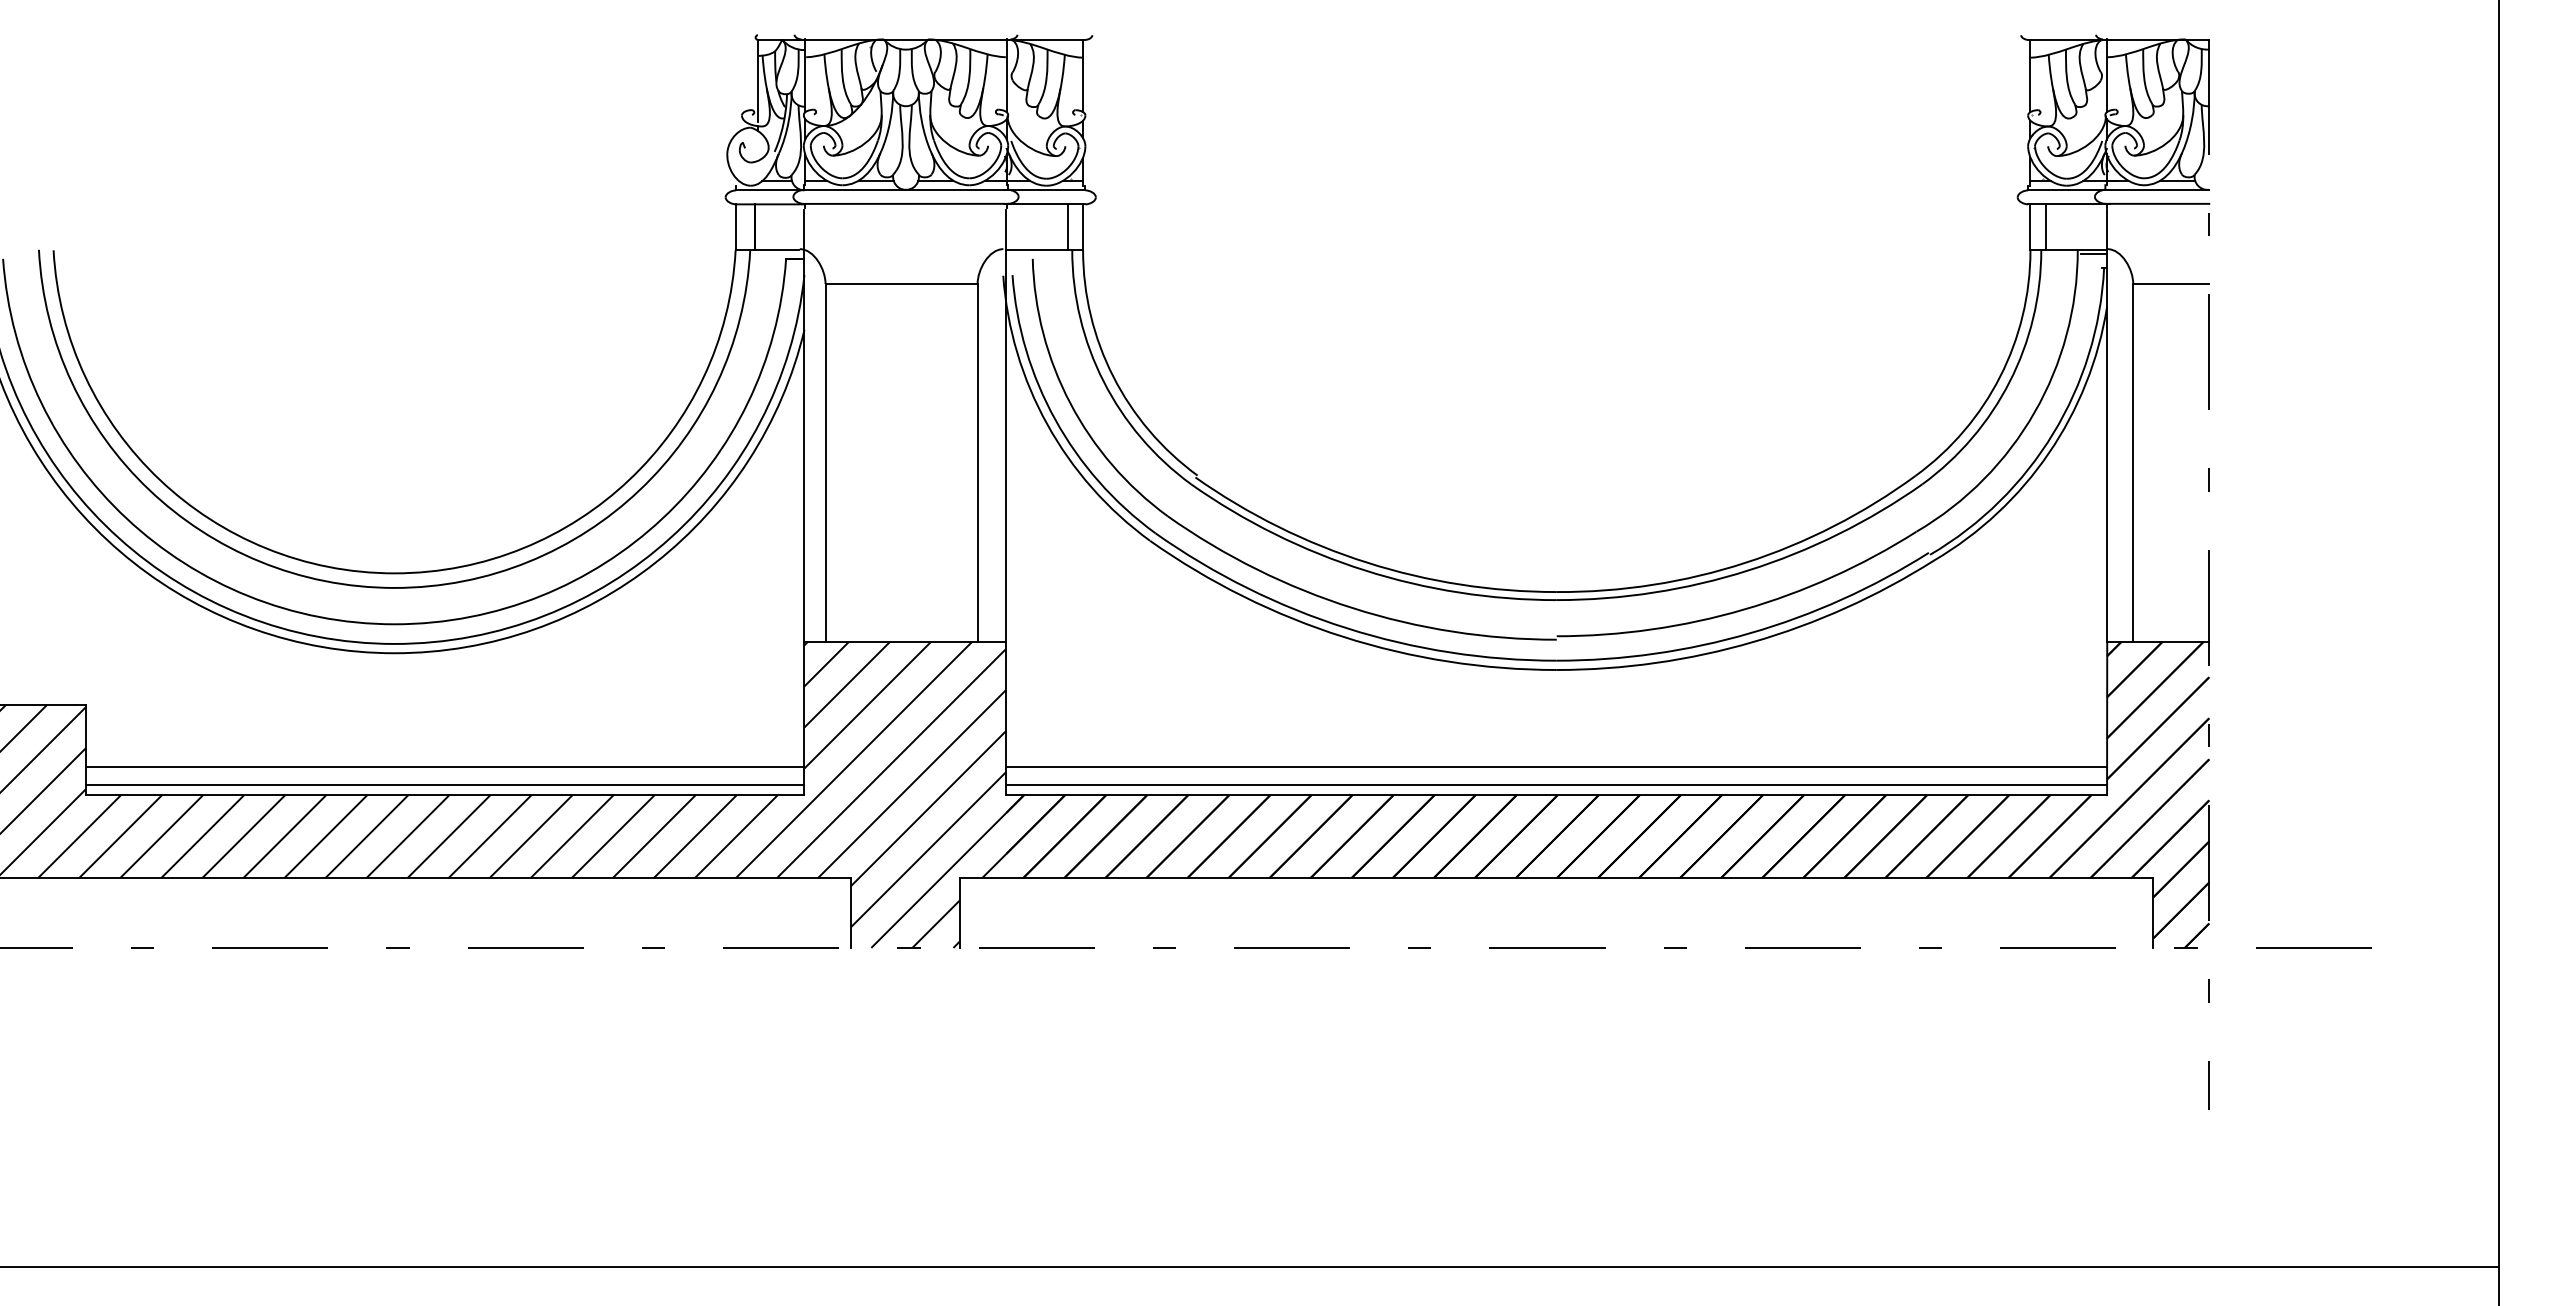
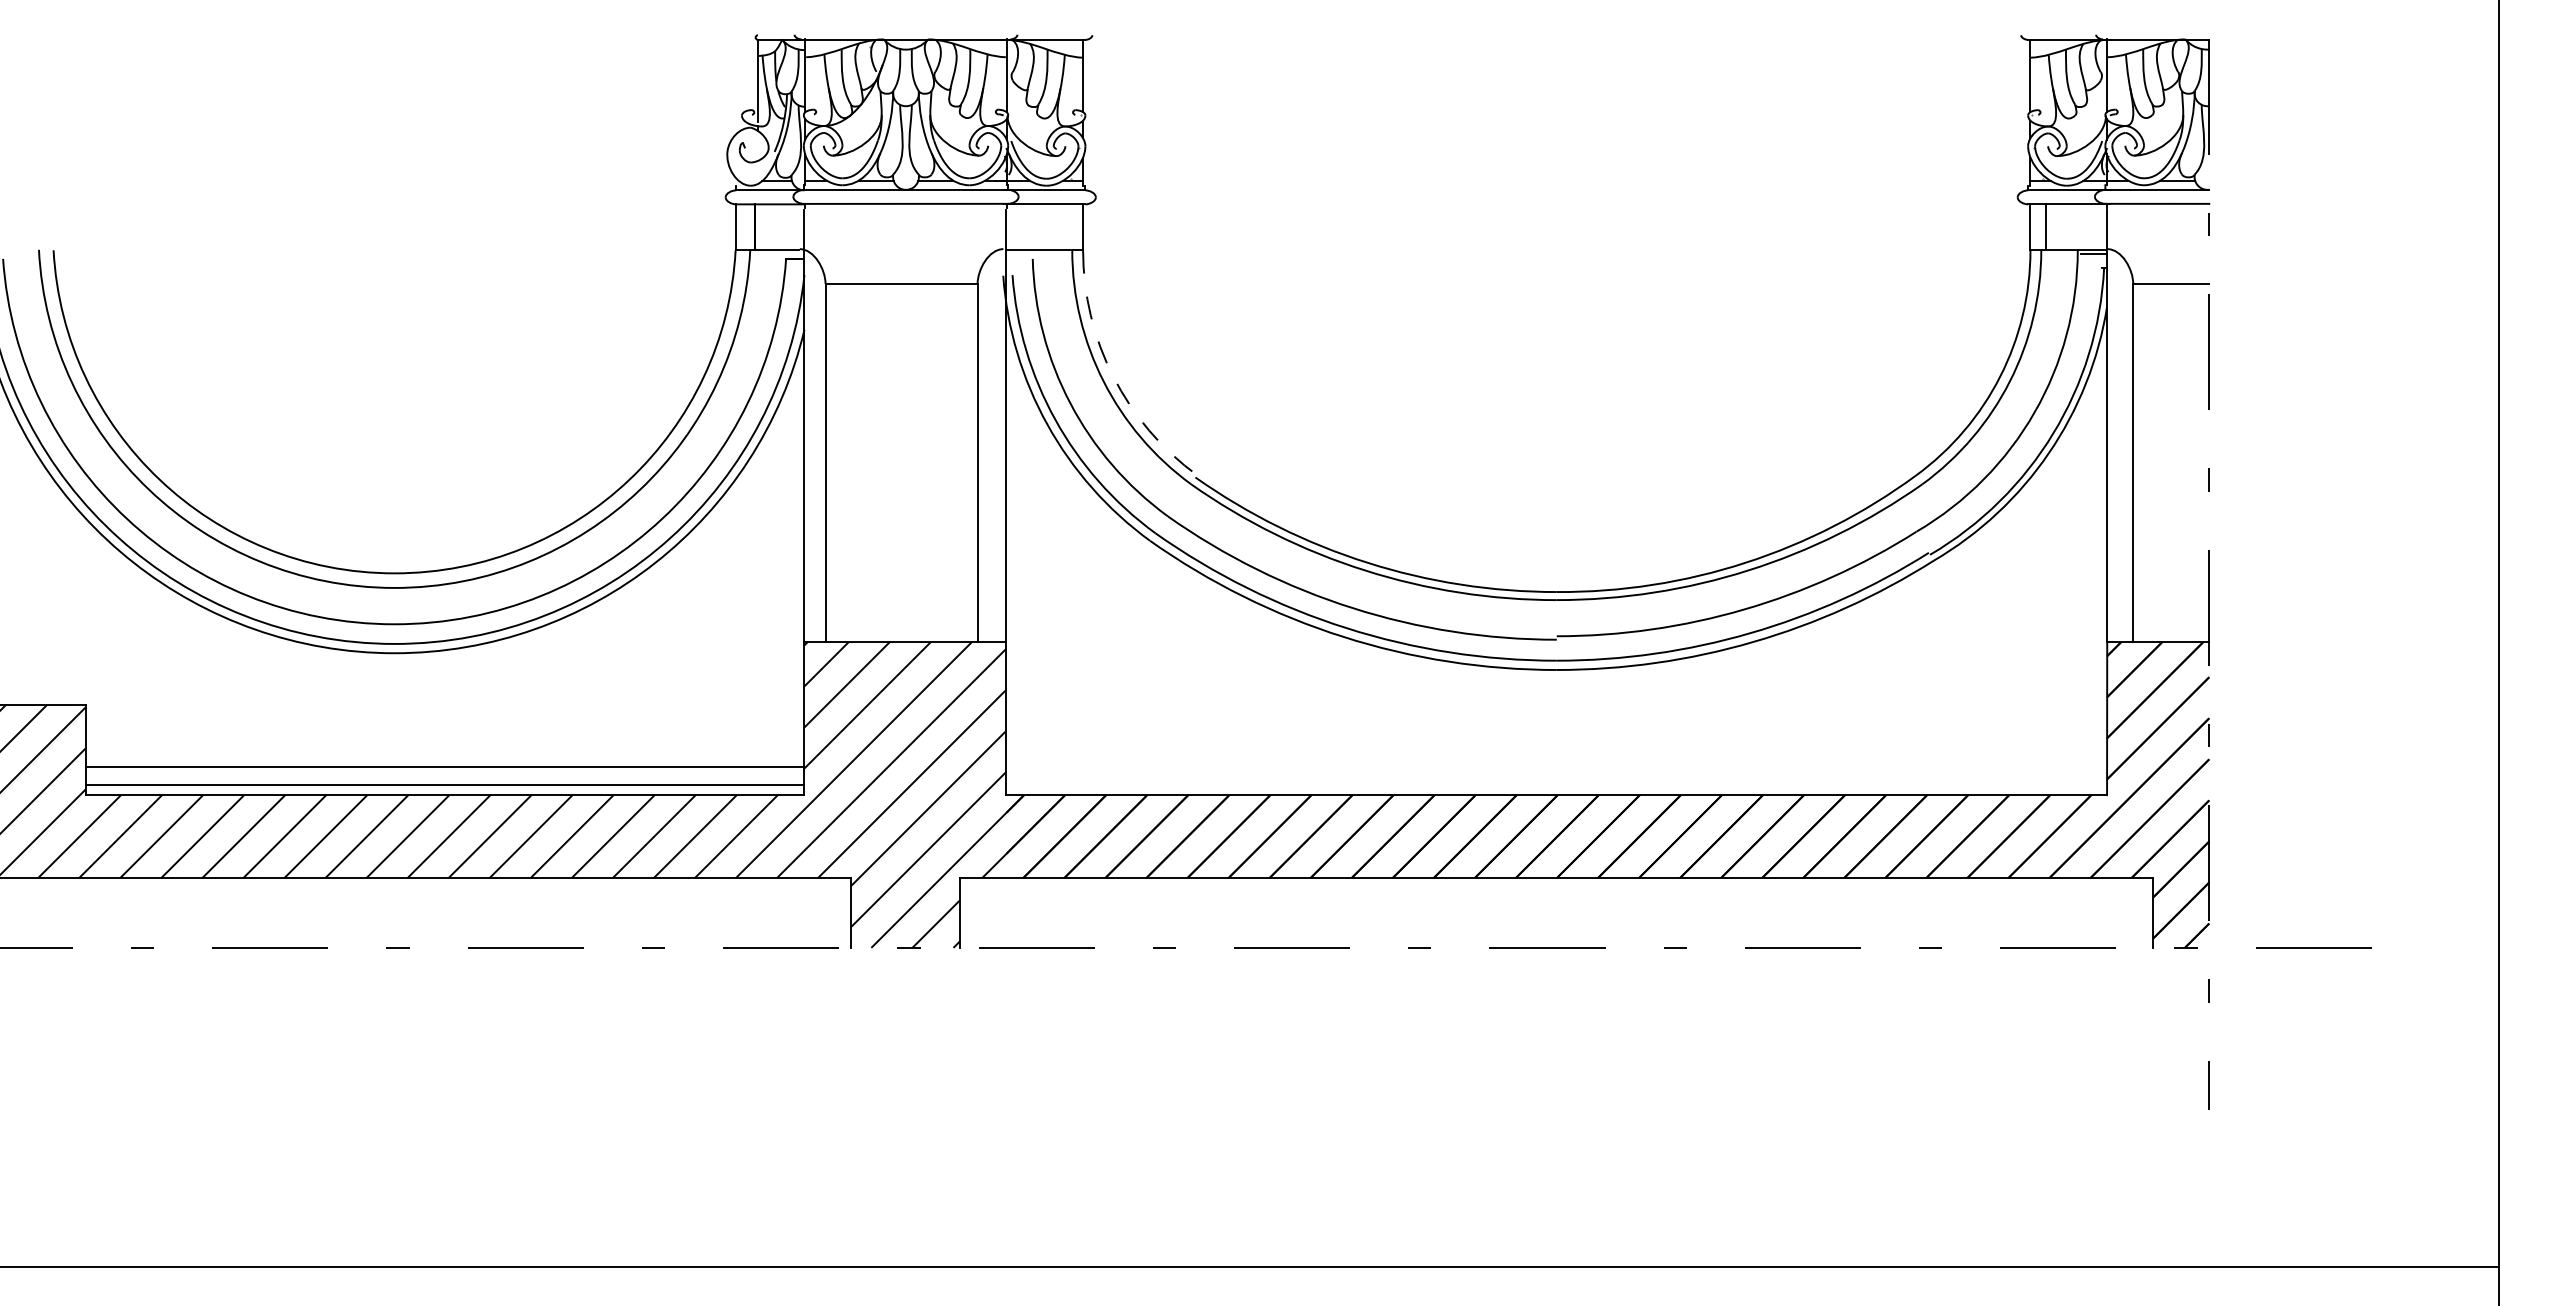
line: present -> none (1067, 226)
arc: solid -> dashed (1113, 376)
line: present -> none (1556, 767)
line: present -> none (1556, 784)
